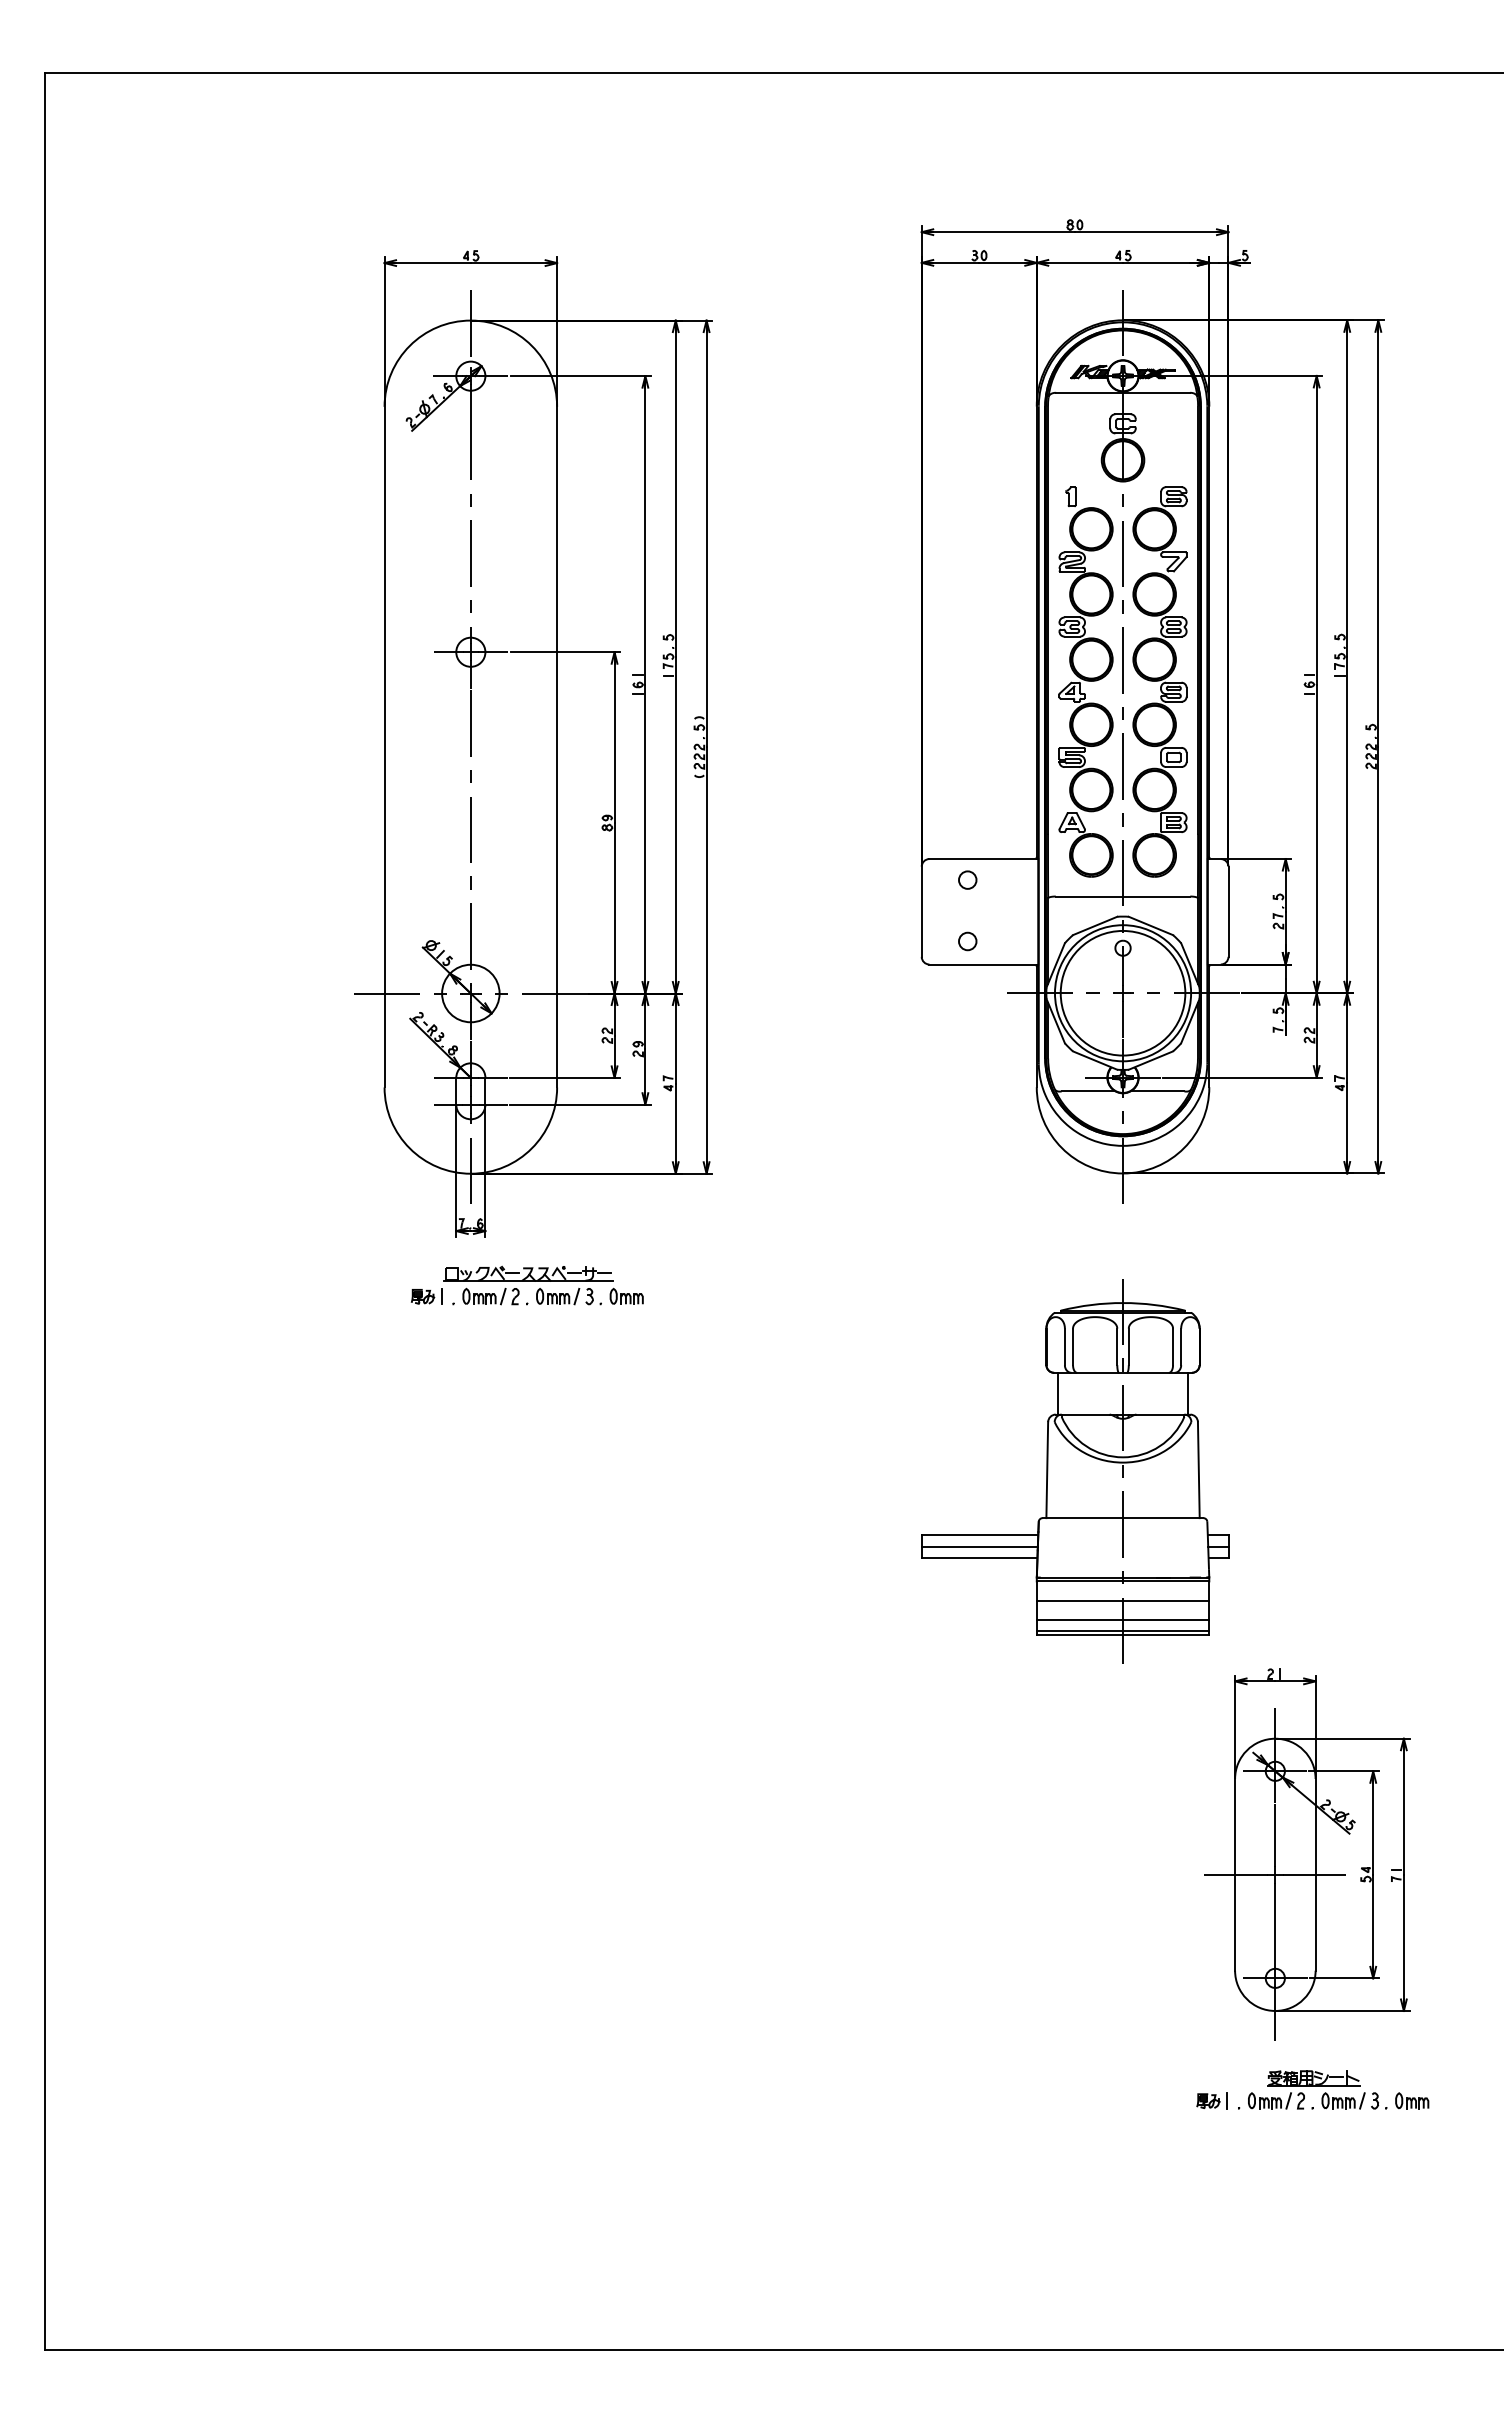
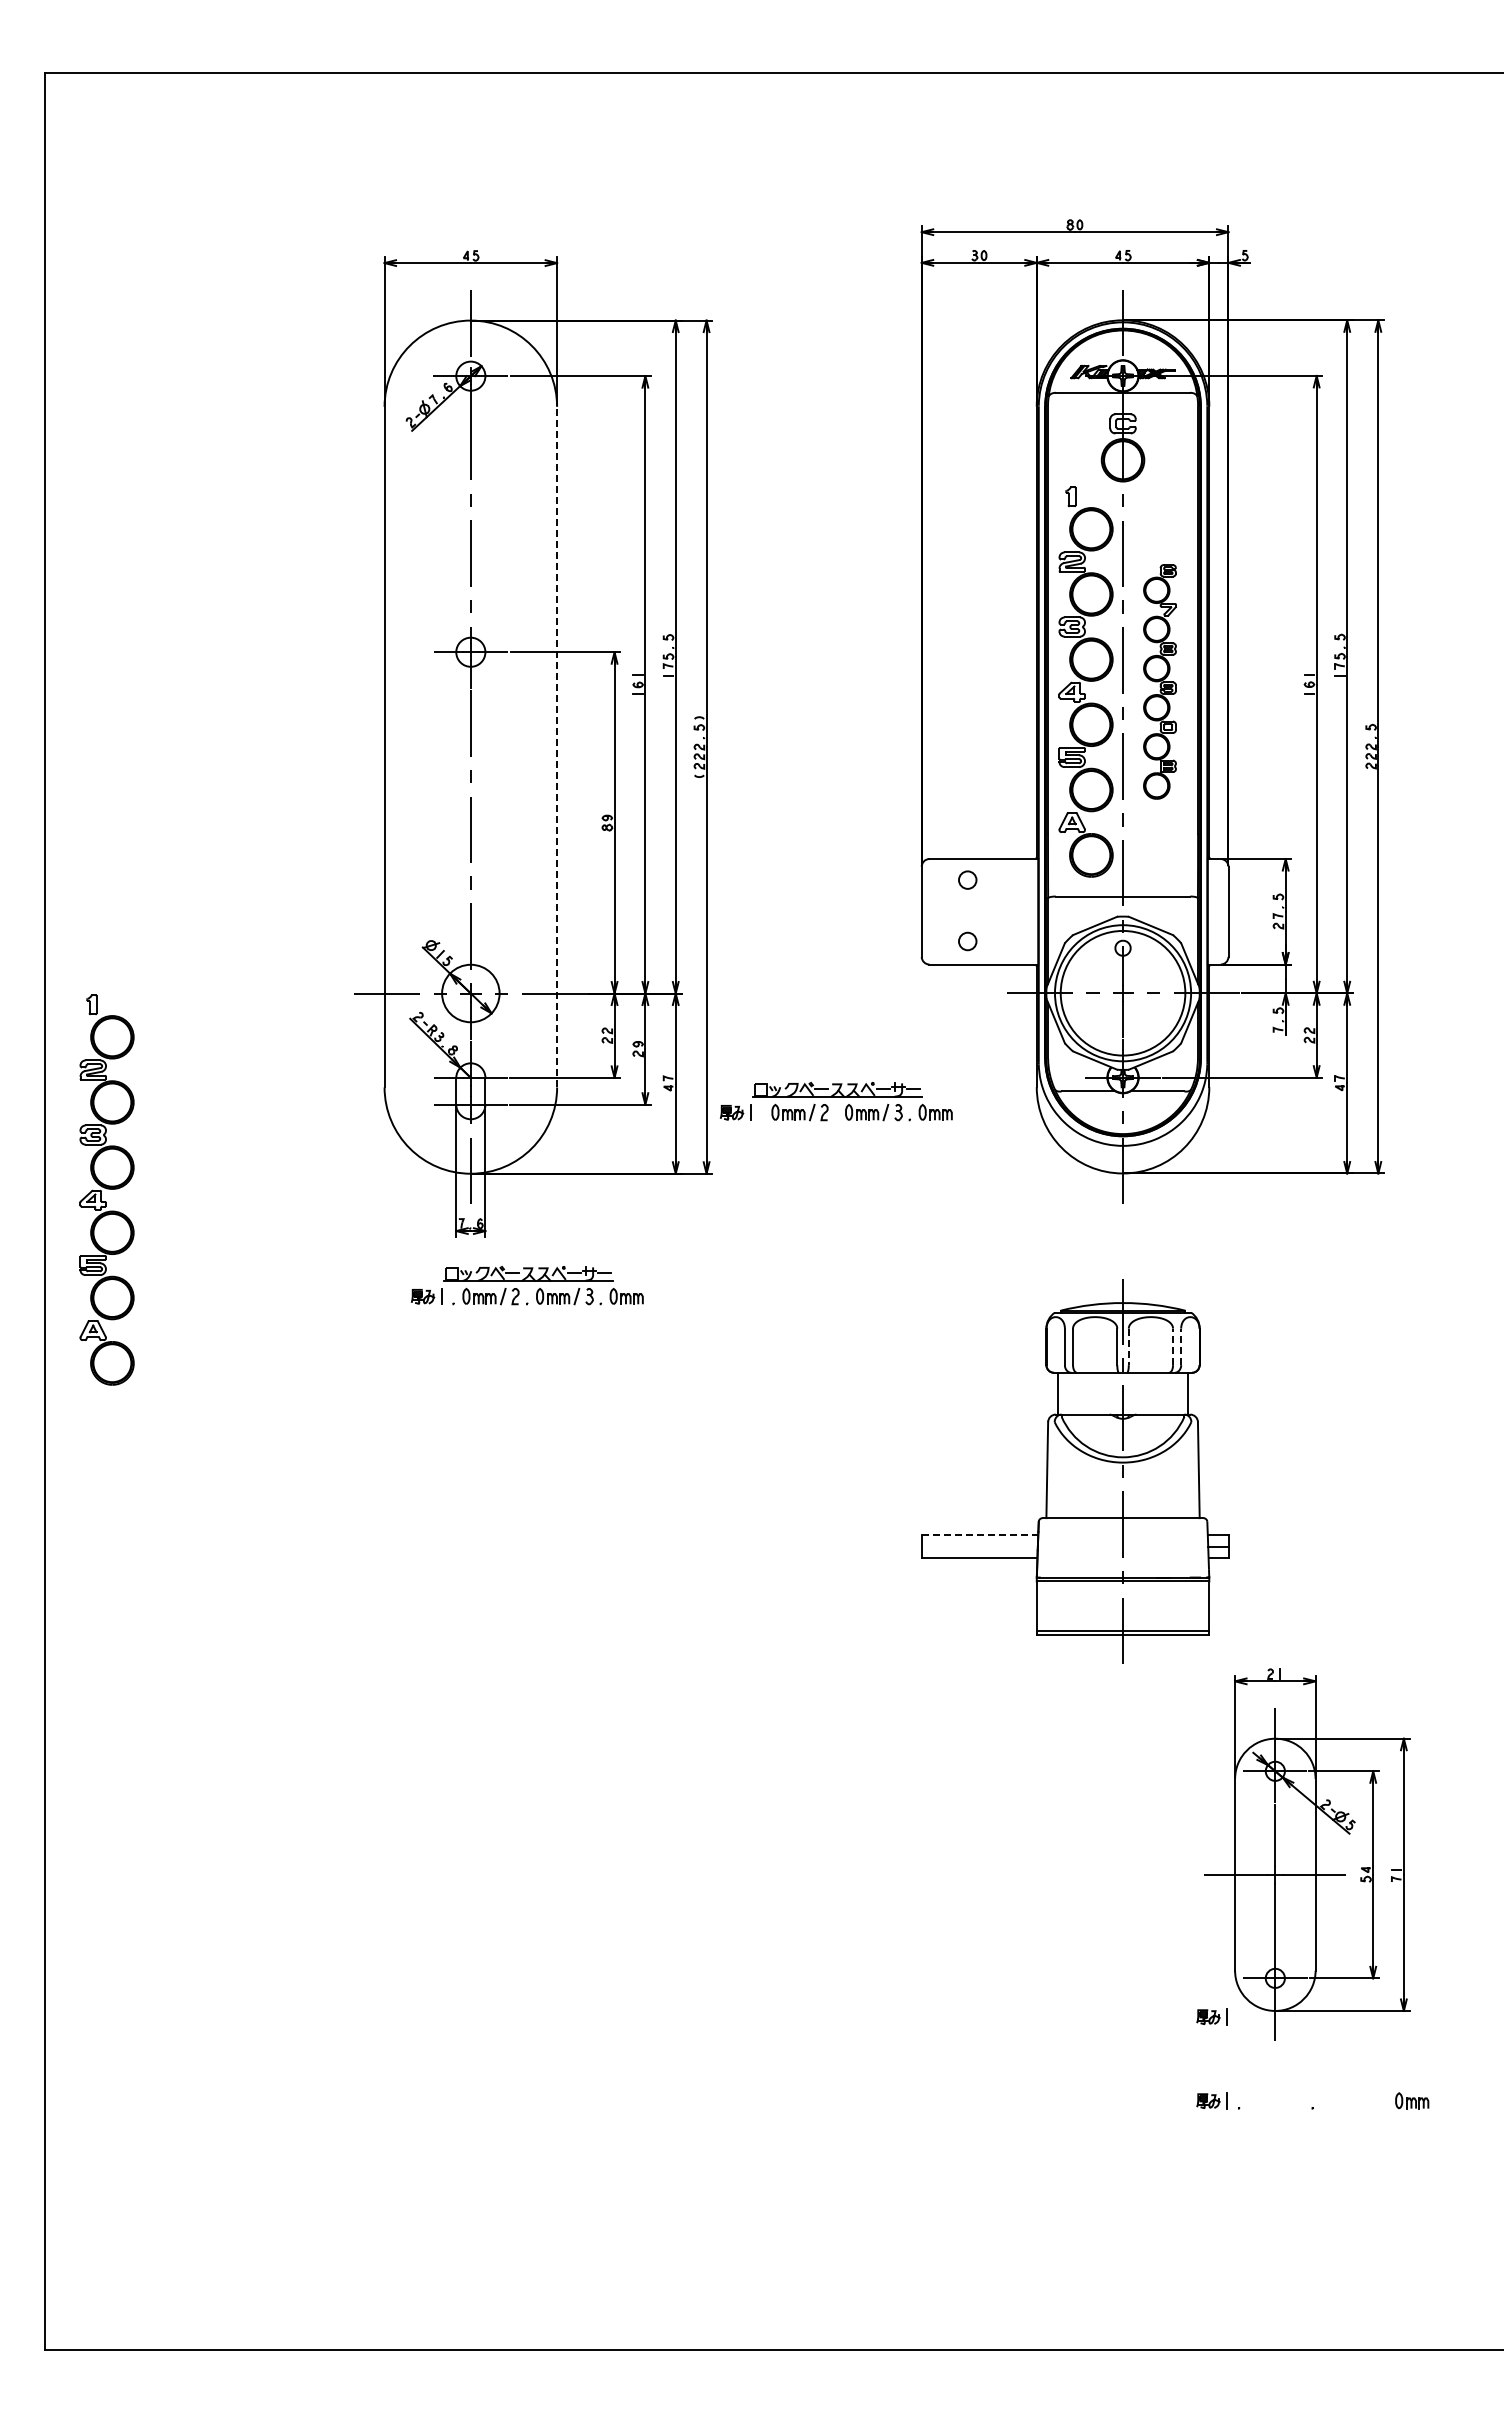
part size: 56x392 px -> 34x236 px (1159, 681)
line: solid -> dashed (557, 746)
part: none -> present (835, 1101)
part: none -> present (106, 1189)
line: solid -> dashed (1173, 1346)
line: solid -> dashed (1181, 1346)
line: solid -> dashed (1128, 1347)
line: solid -> dashed (980, 1535)
line: present -> none (979, 1546)
line: present -> none (1122, 1600)
line: present -> none (1122, 1619)
part: none -> present (1211, 2016)
part: present -> none (1317, 2089)
